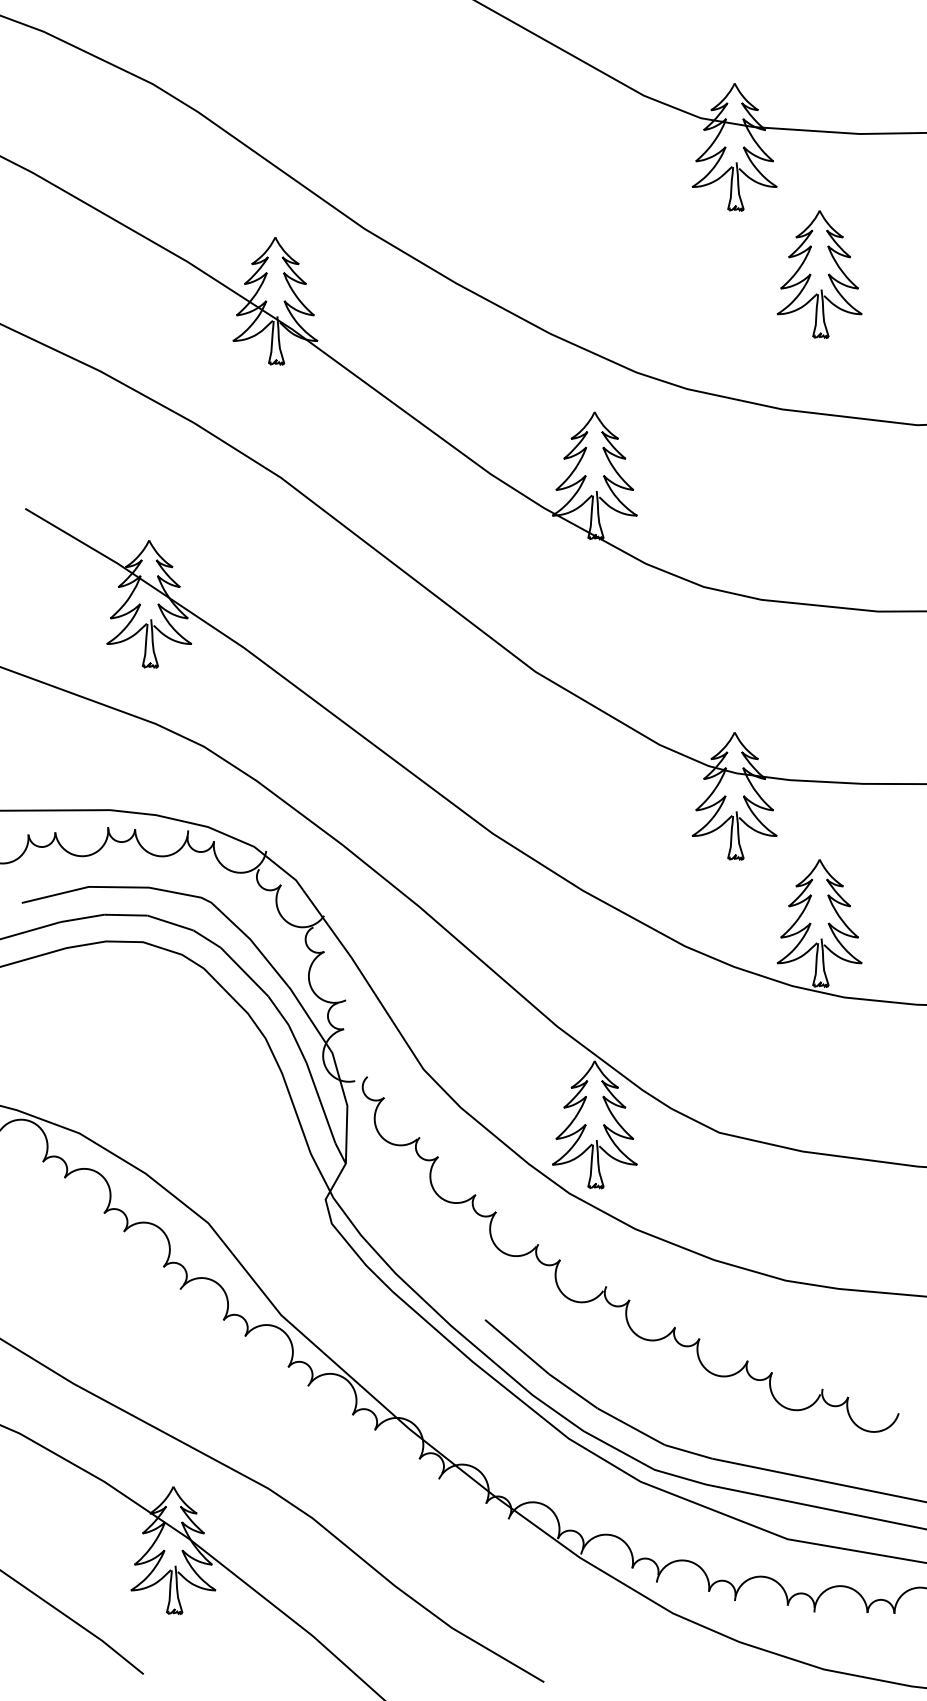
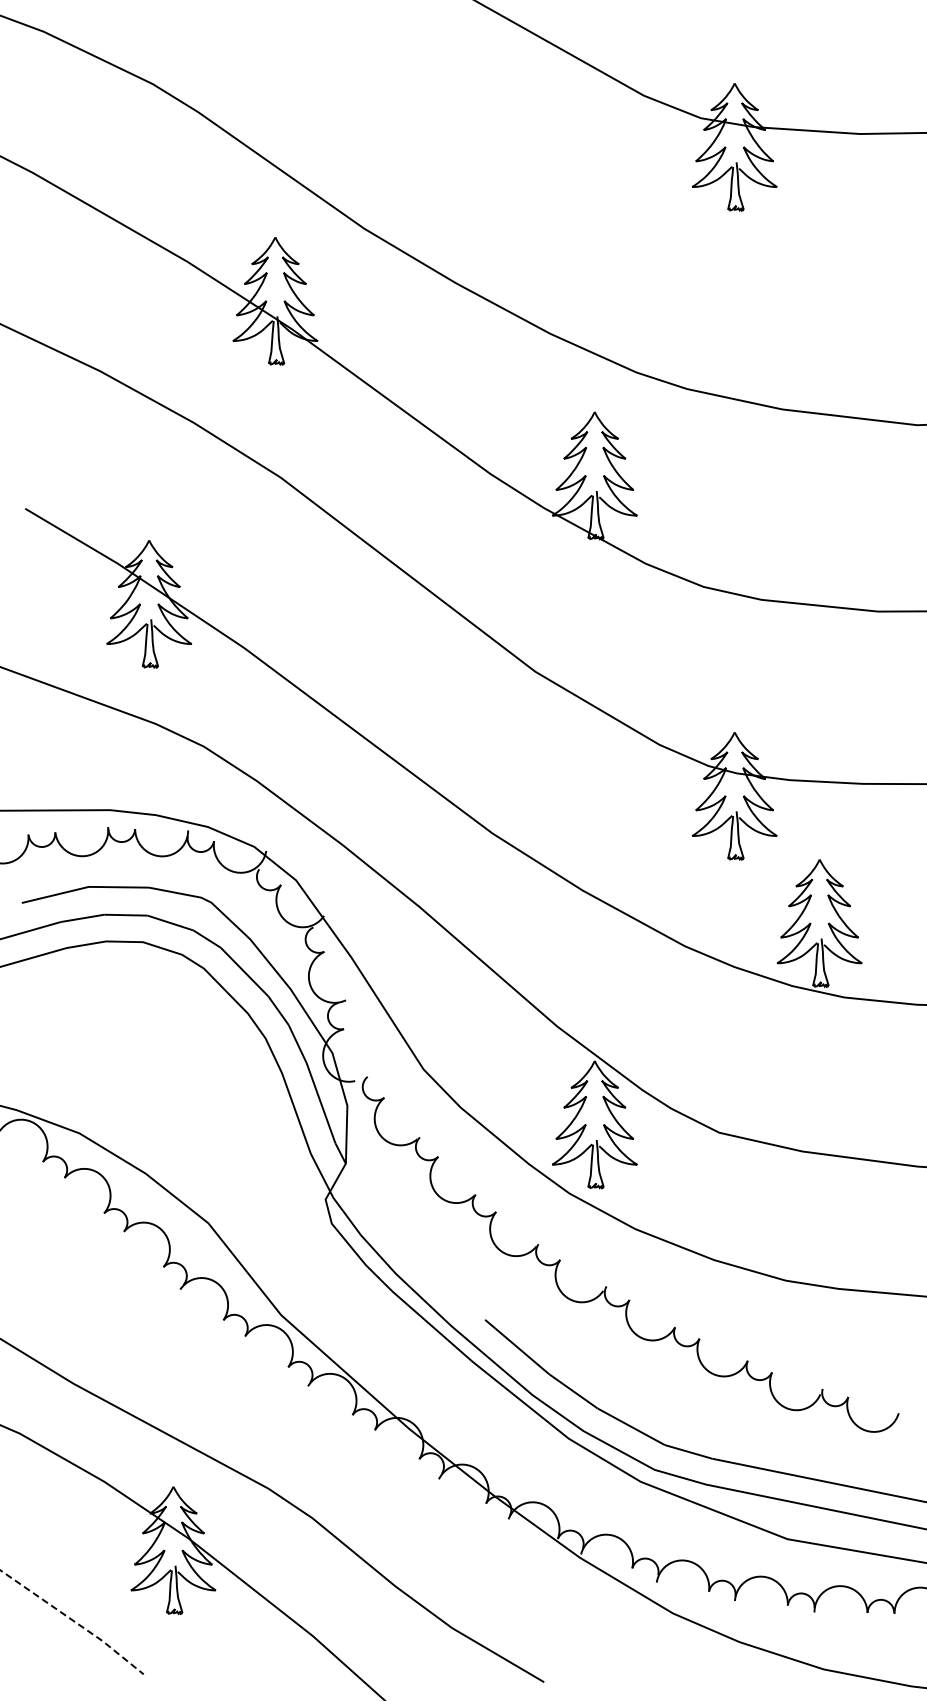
part: present -> none (819, 274)
line: solid -> dashed (73, 1621)
